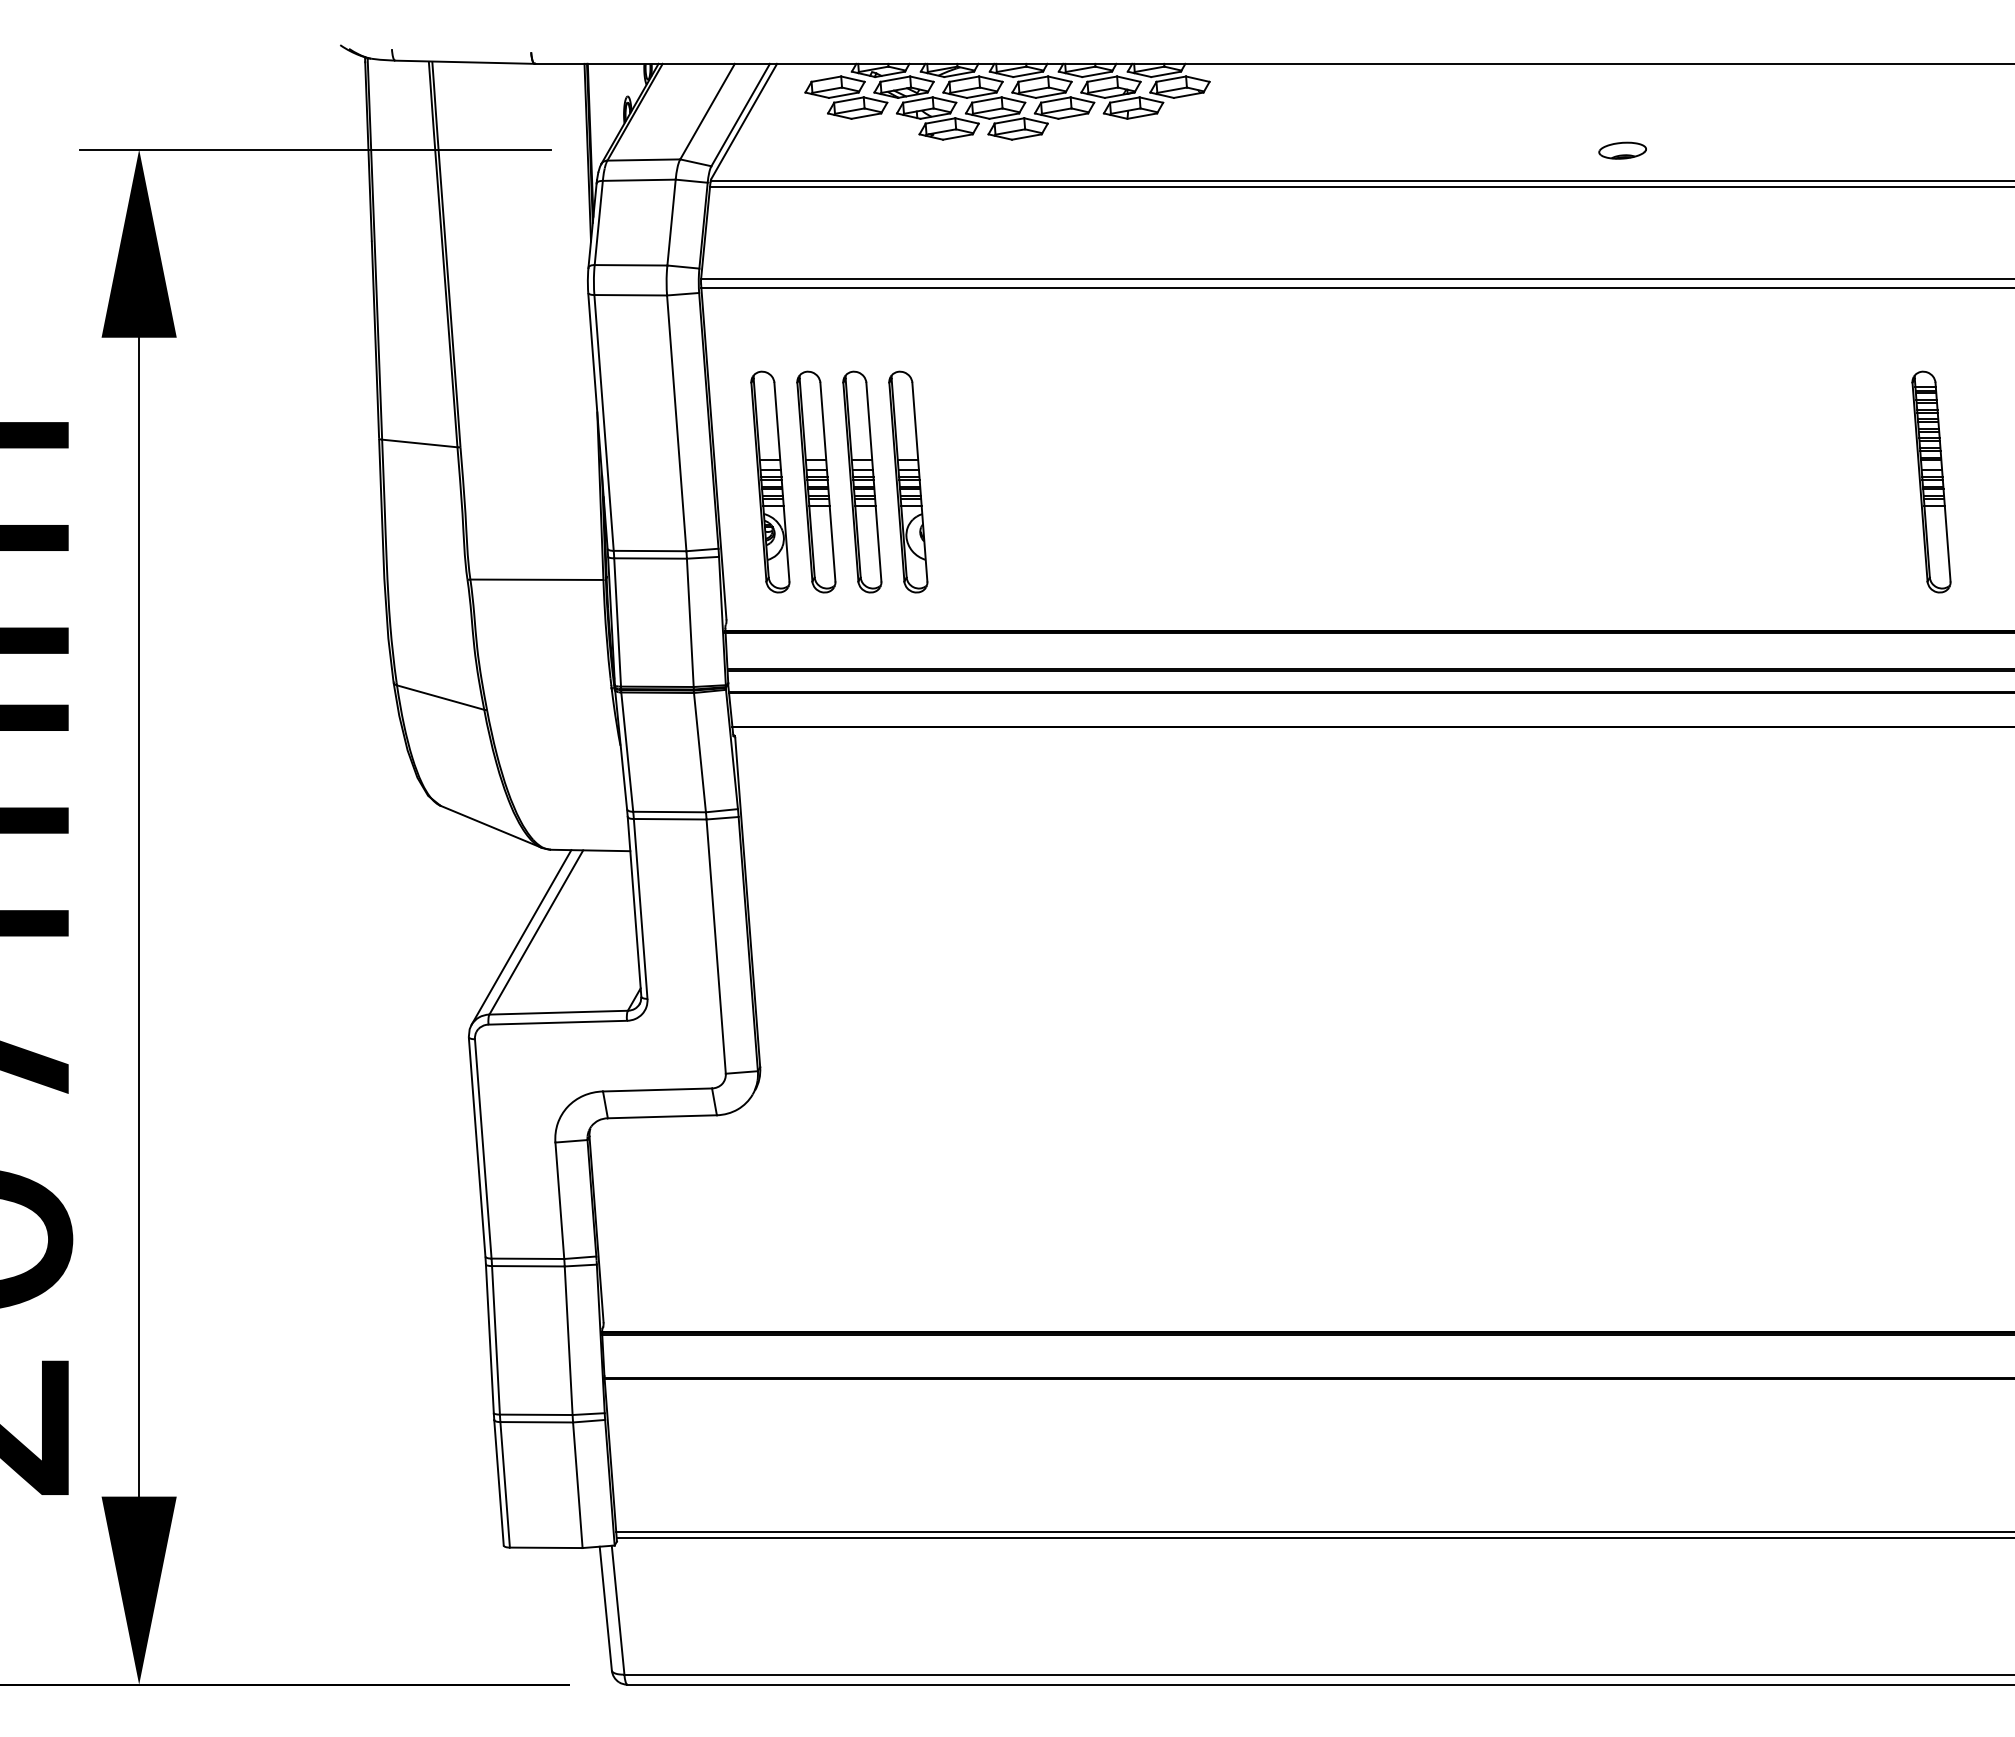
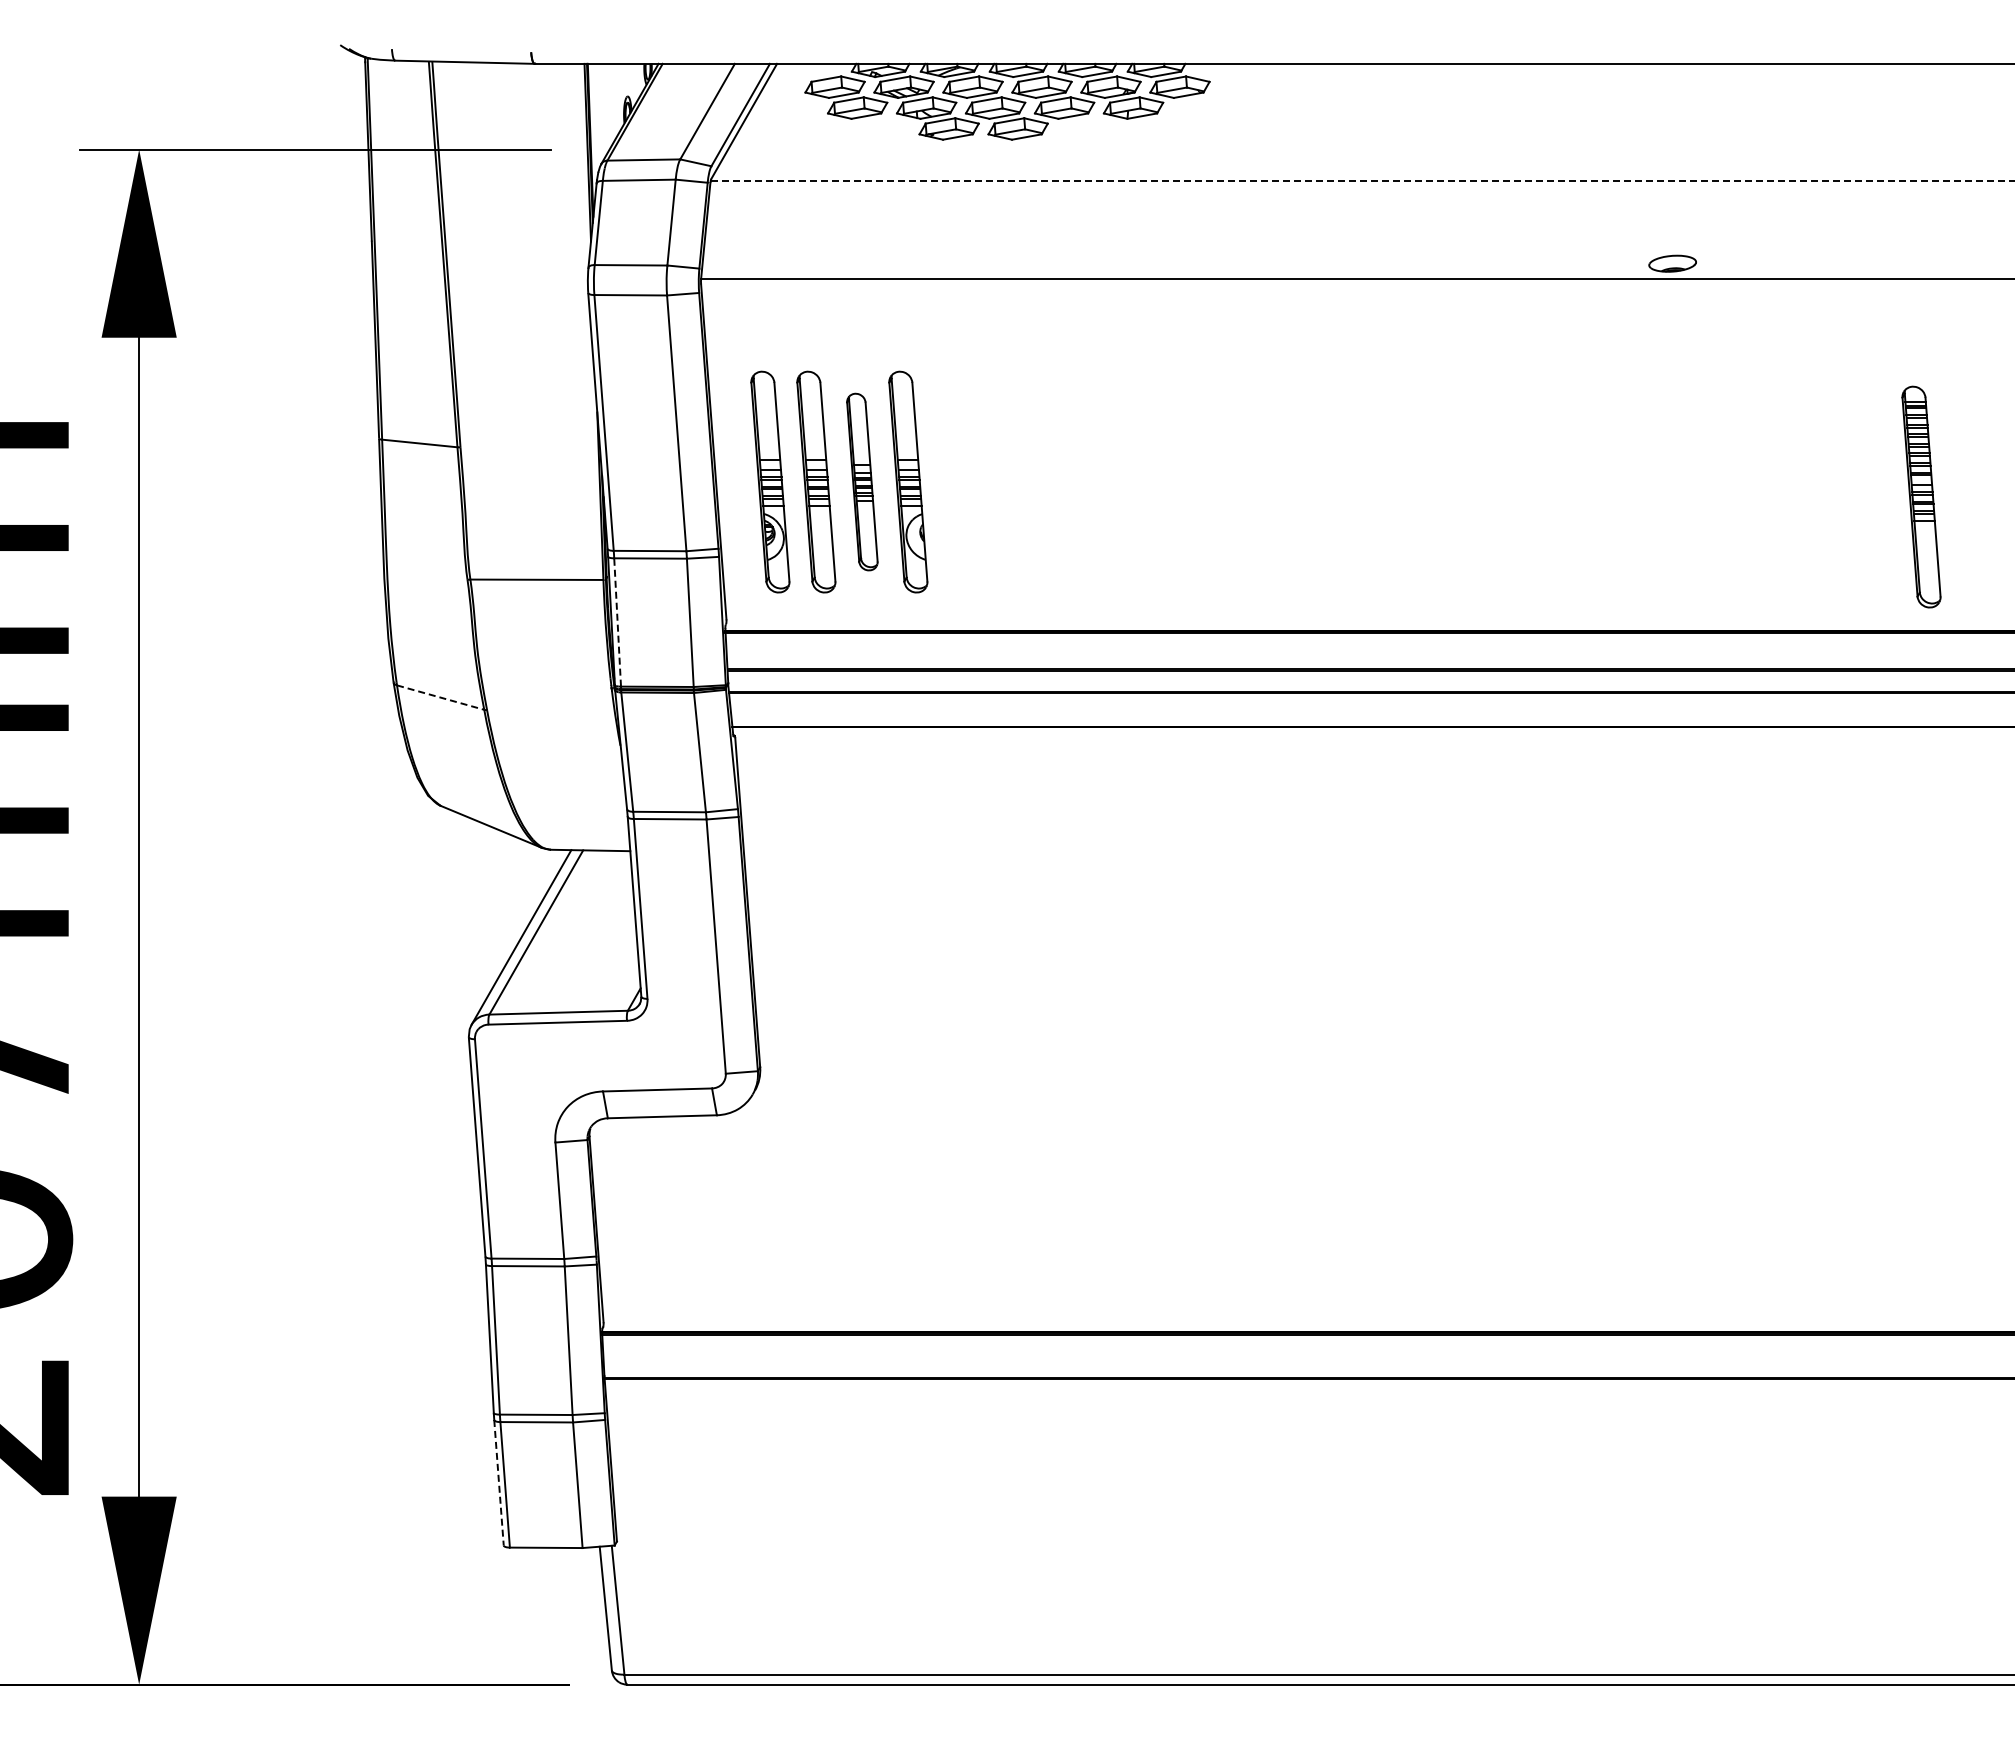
part position: (1622, 150) -> (1672, 263) (1672, 263)
line: solid -> dashed (1362, 181)
line: present -> none (1360, 187)
line: present -> none (1356, 287)
part size: 41x224 px -> 33x180 px (862, 481)
part position: (1931, 481) -> (1921, 496) (1921, 496)
line: solid -> dashed (617, 621)
line: solid -> dashed (441, 697)
line: solid -> dashed (499, 1482)
line: present -> none (1313, 1532)
line: present -> none (1313, 1537)
